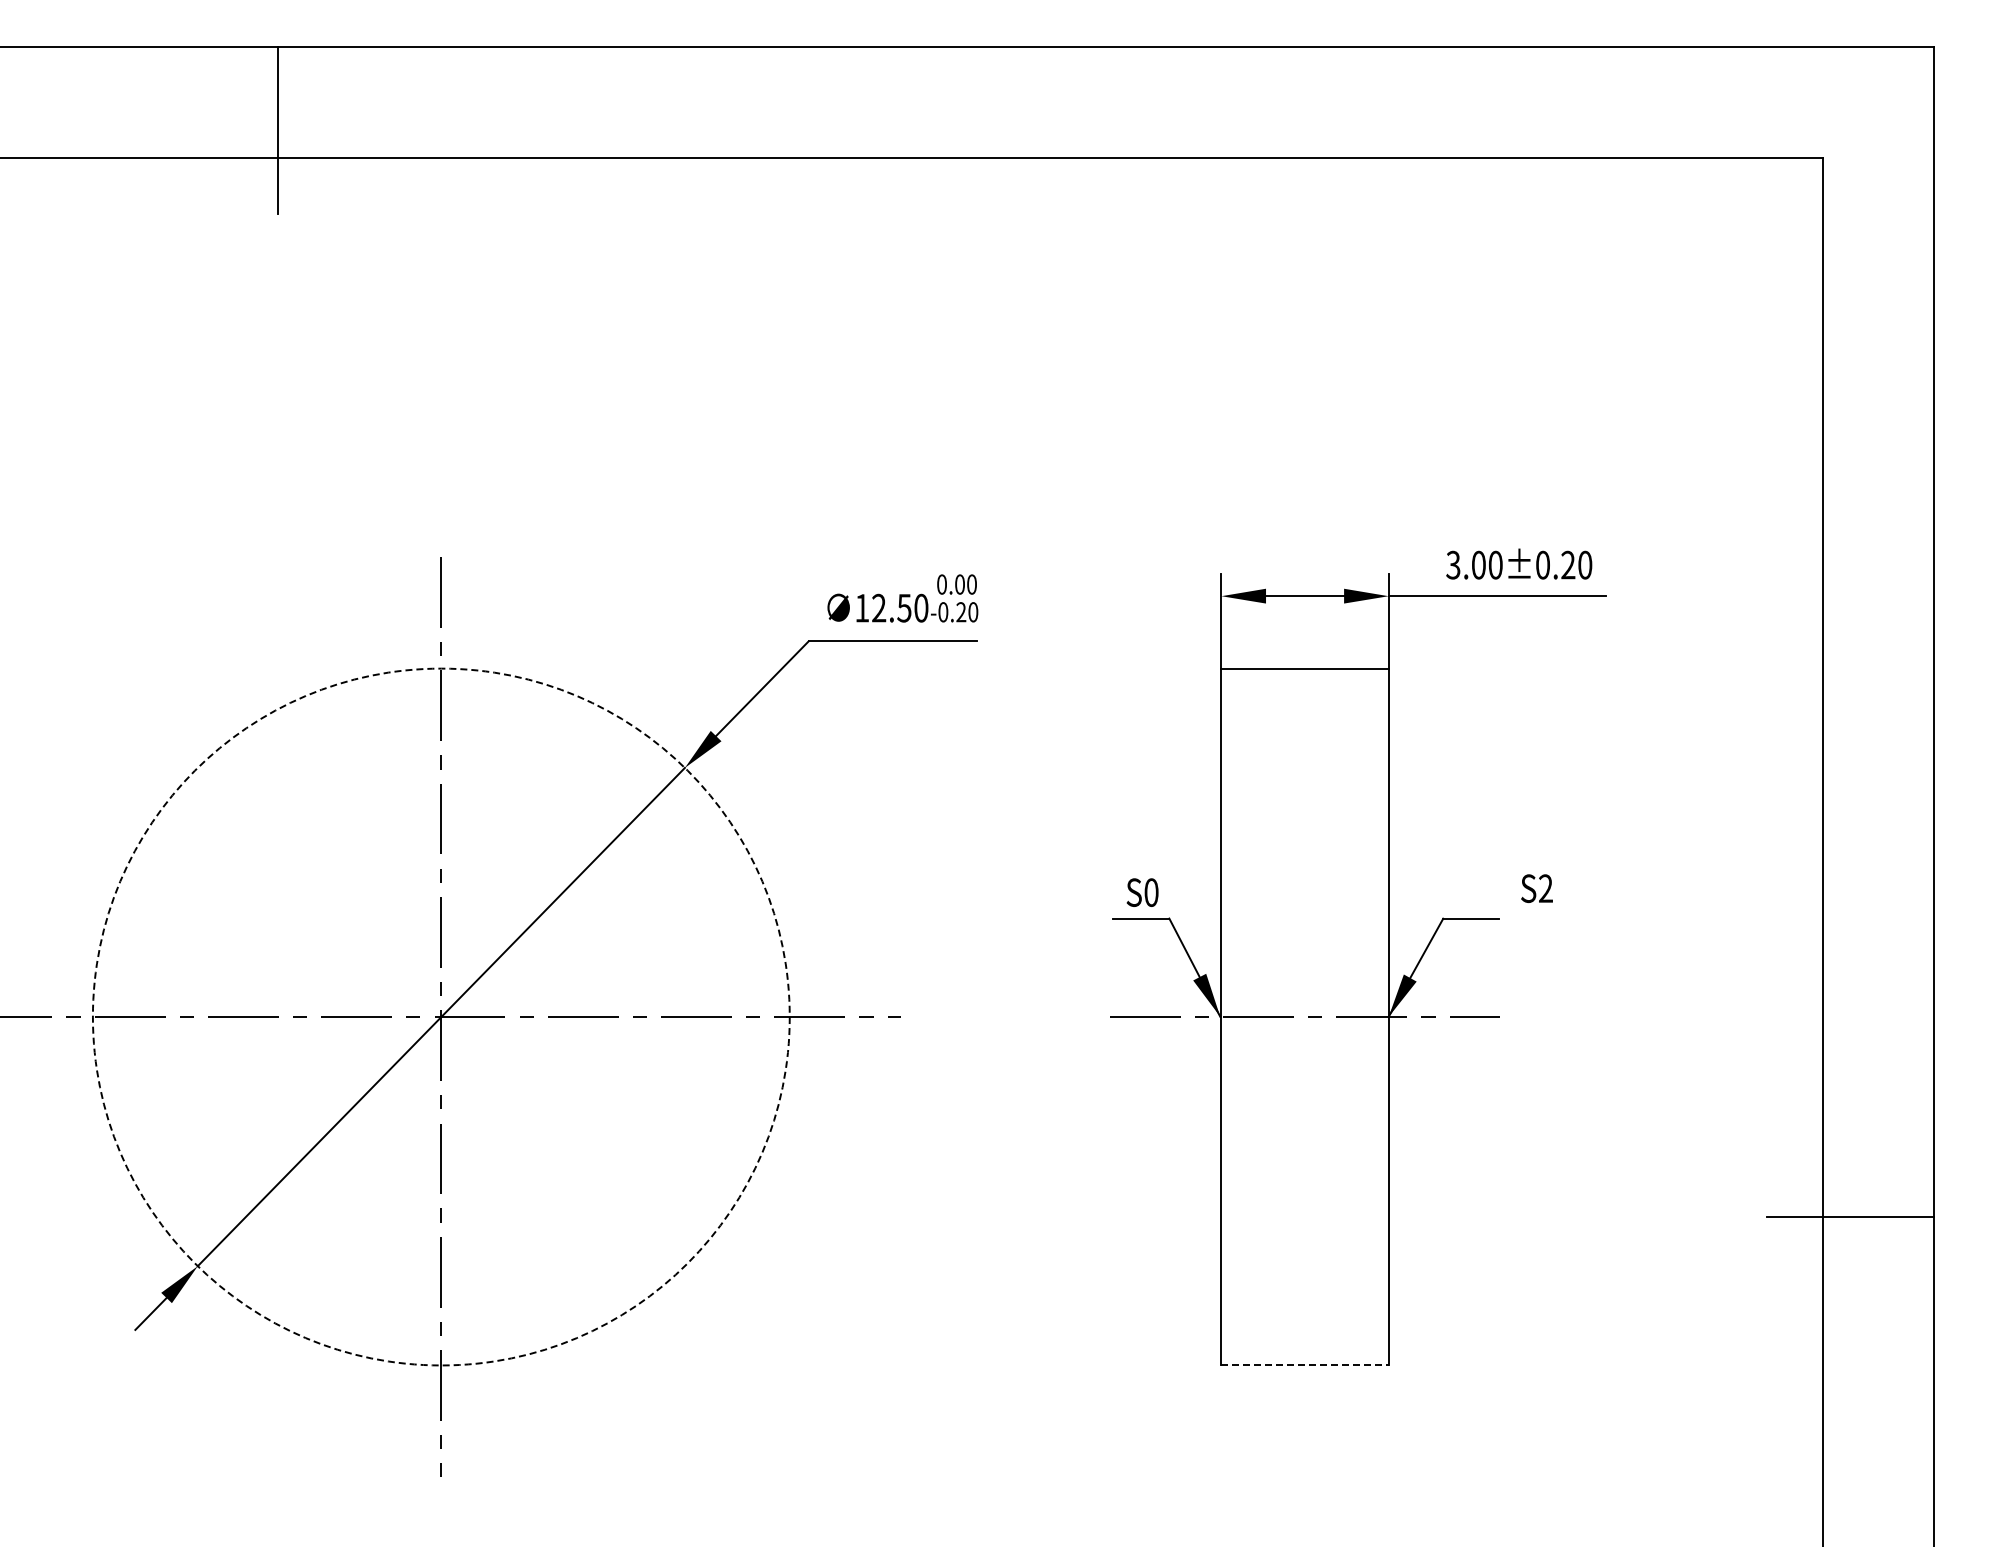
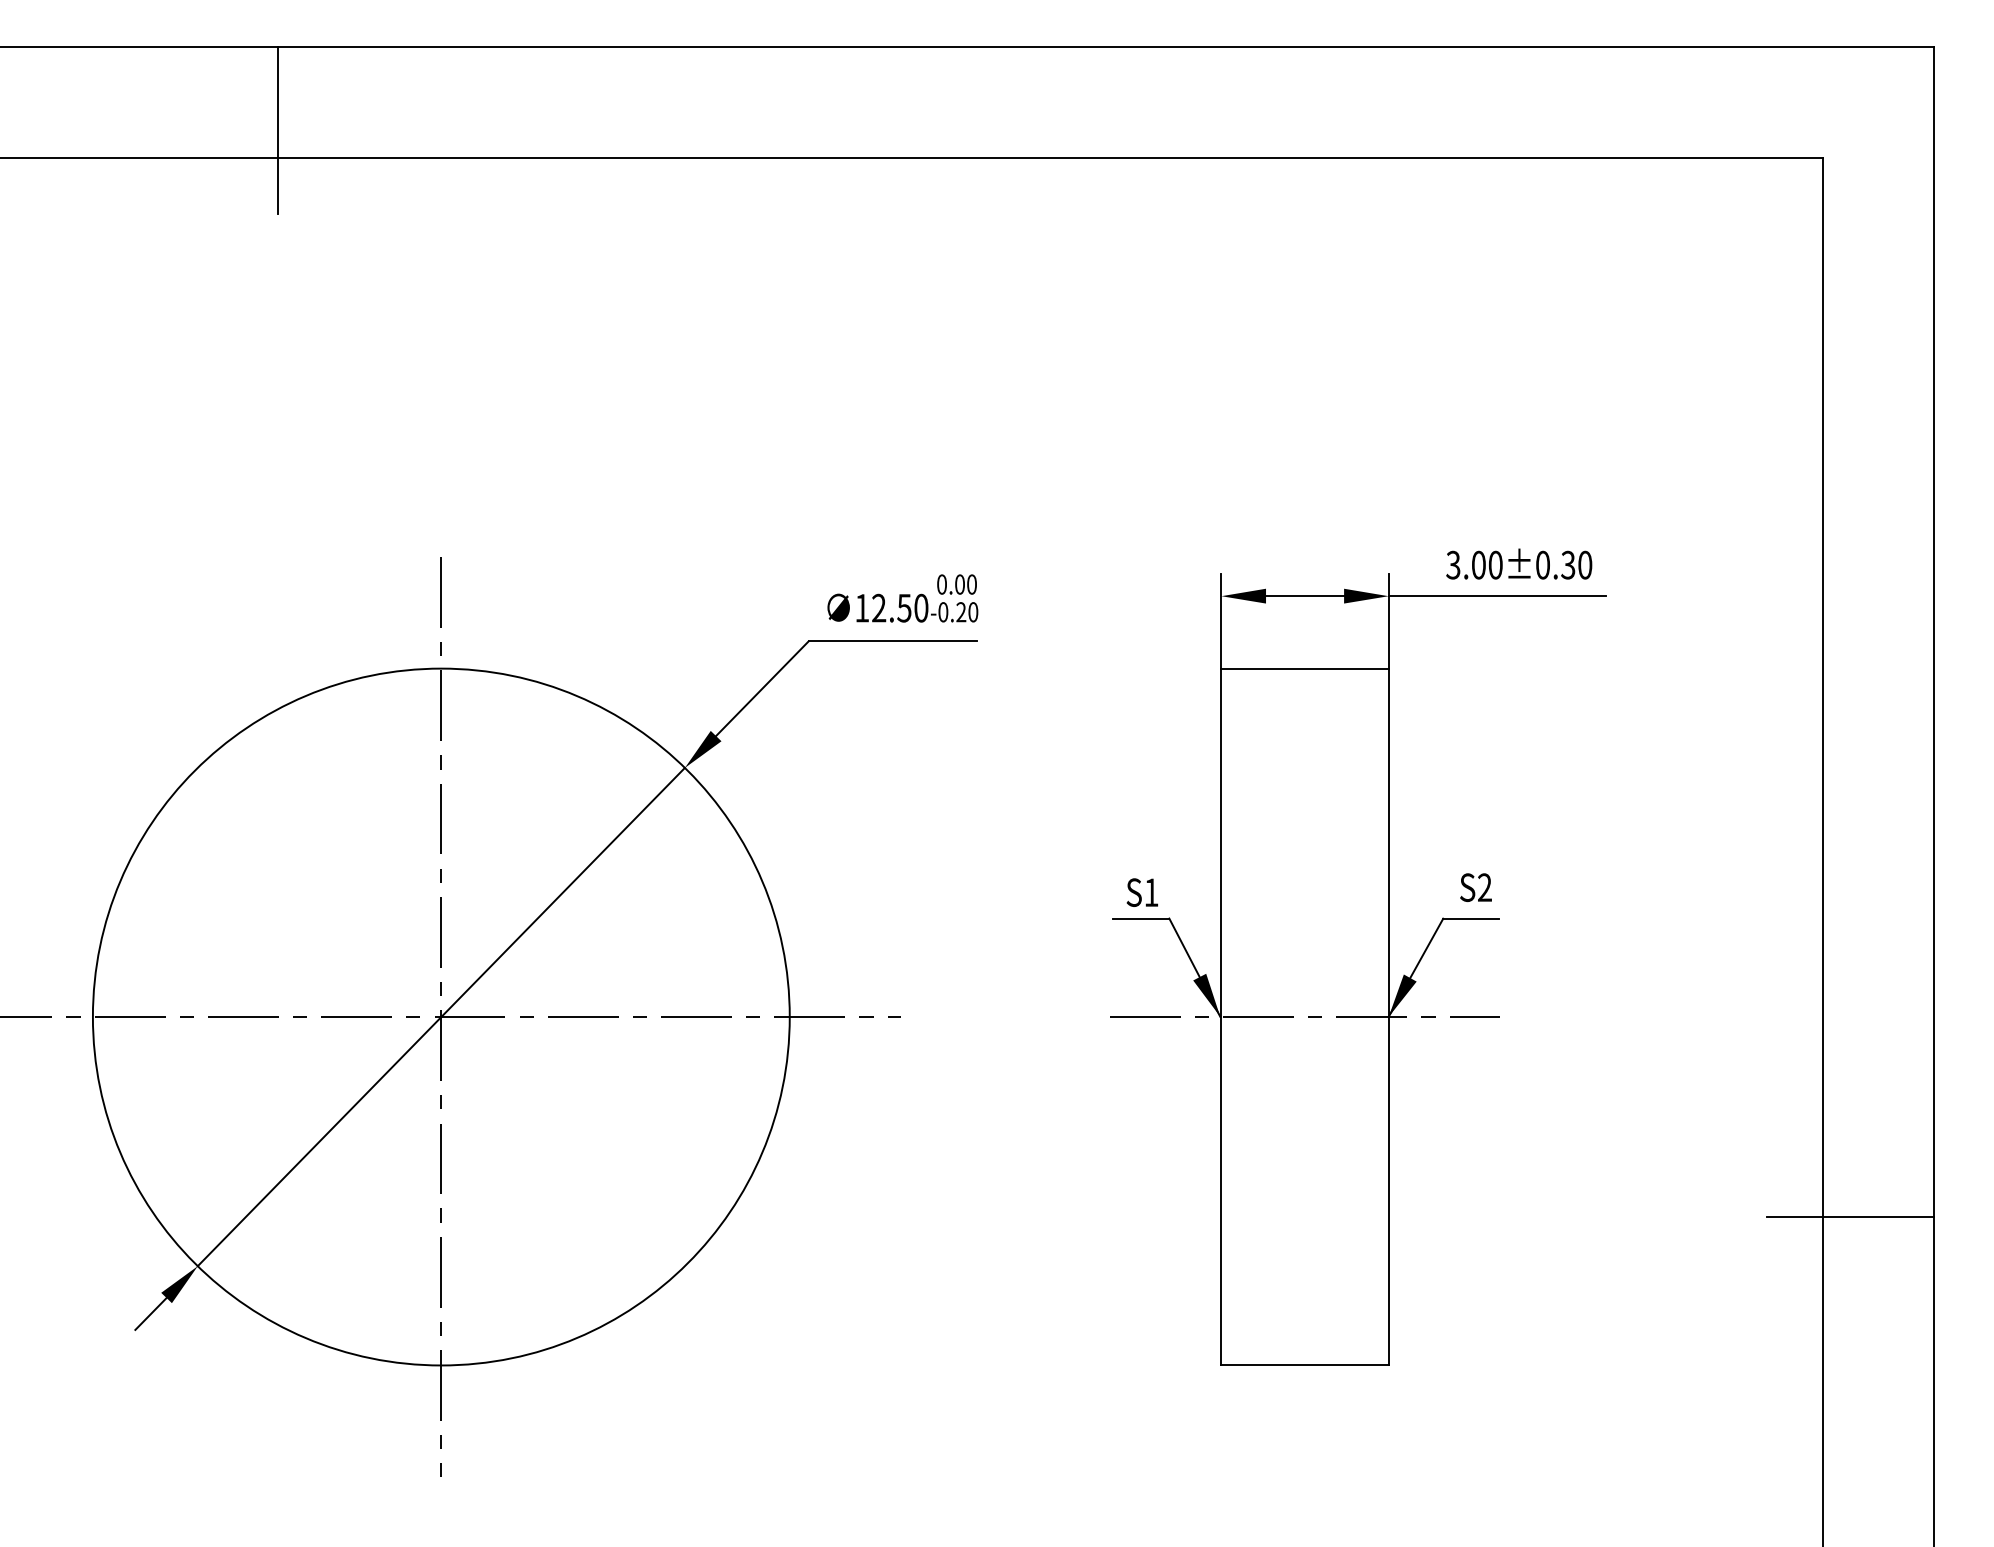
text: 3.00±0.20 -> 3.00±0.30 (1568, 565)
text position: (1536, 888) -> (1475, 887) (1475, 887)
text: S0 -> S1 (1151, 892)
circle: dashed -> solid (440, 1016)
line: dashed -> solid (1305, 1365)
